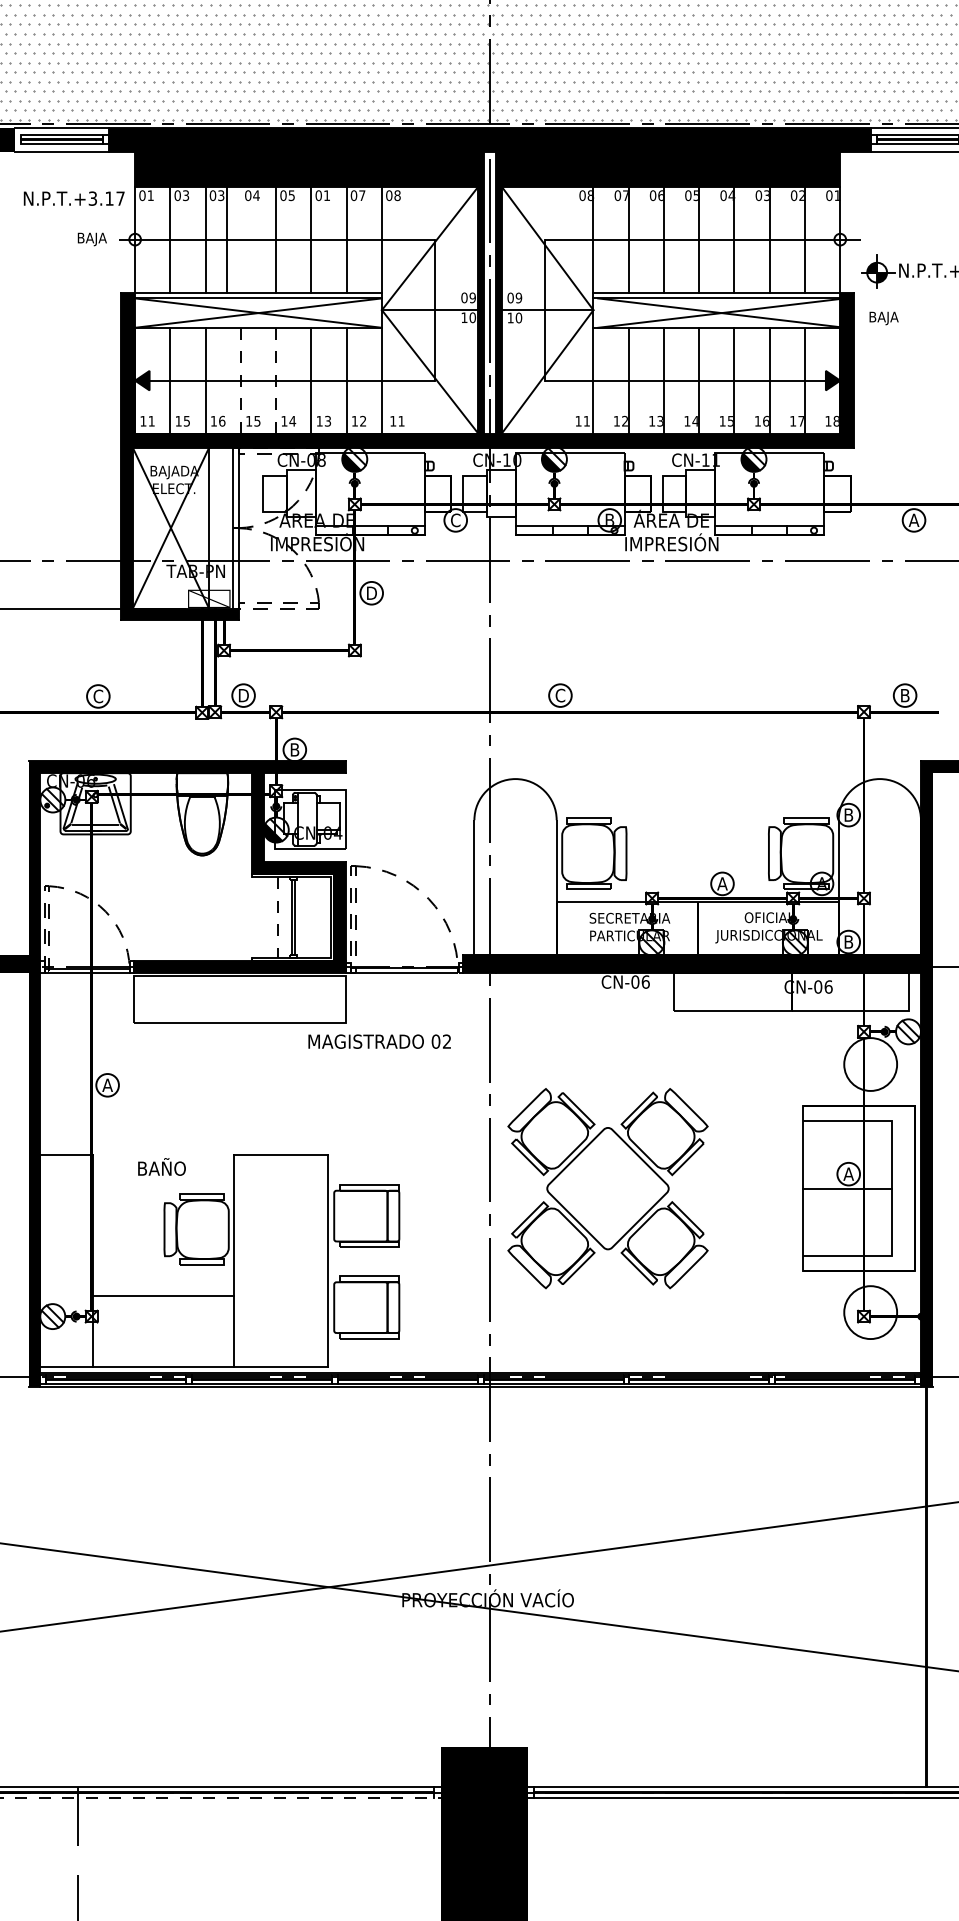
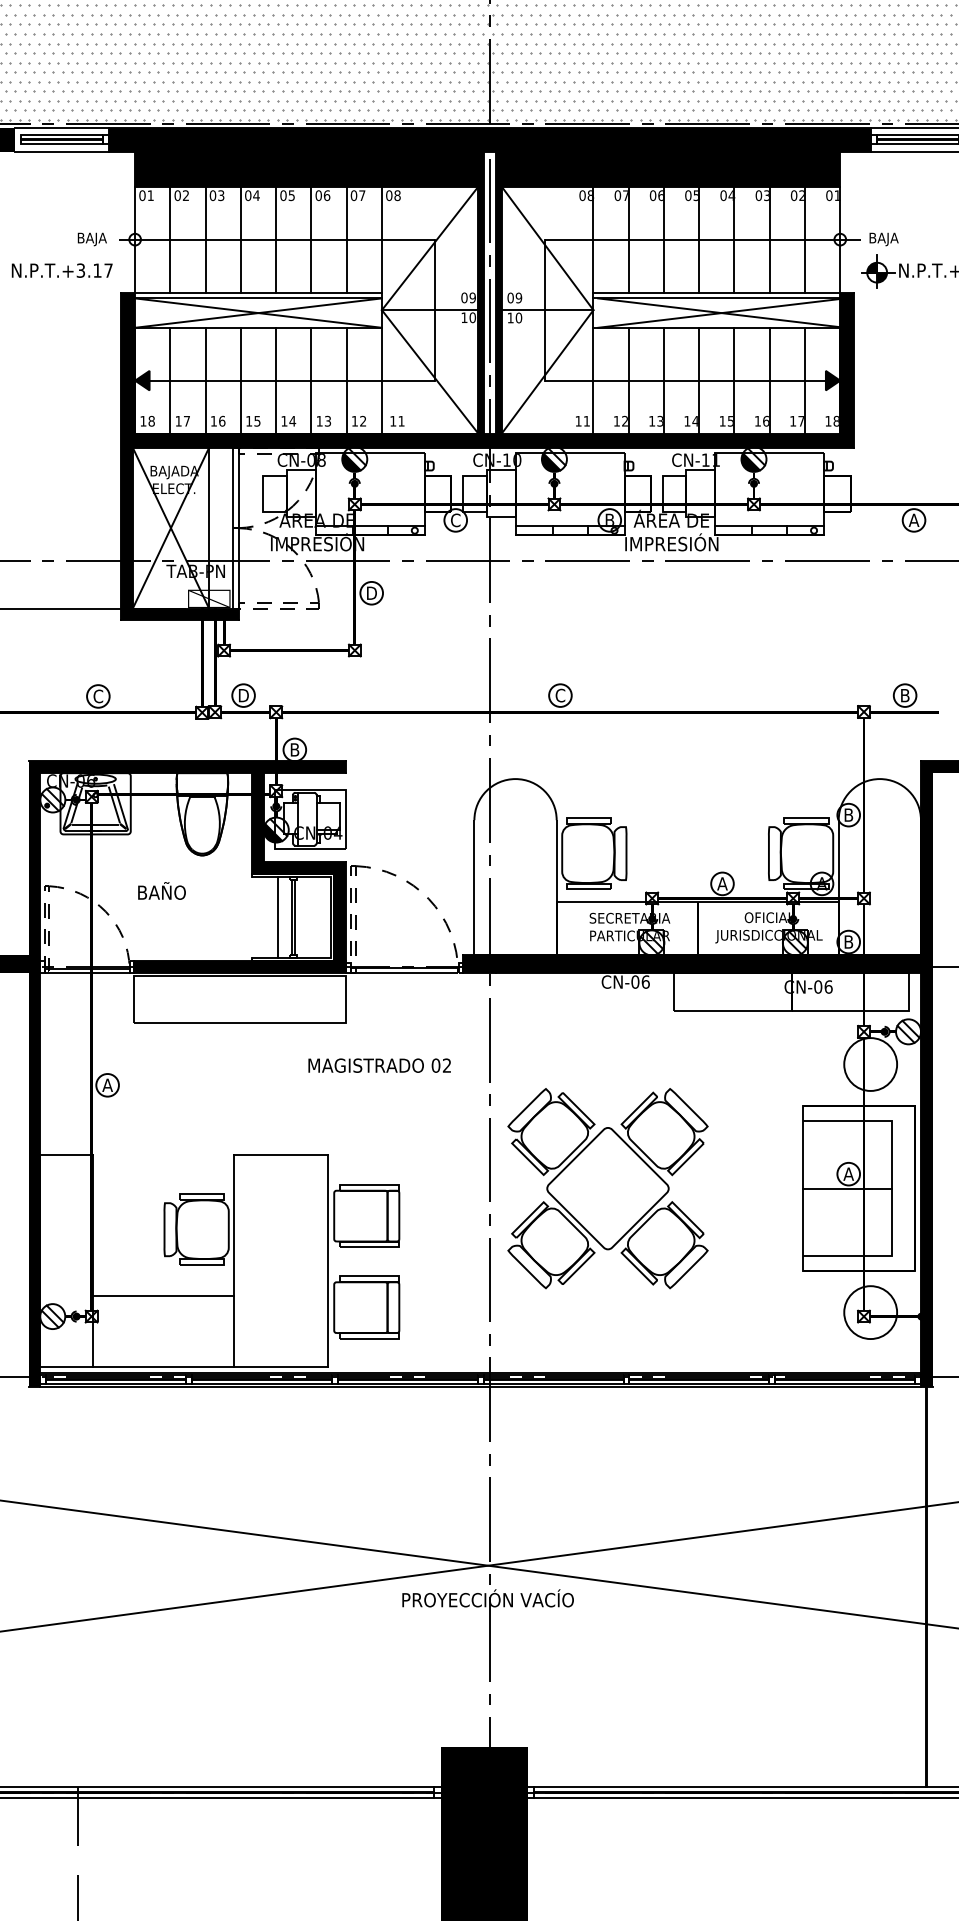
text: 03 -> 02 (186, 195)
text: 01 -> 06 (326, 195)
text position: (73, 198) -> (61, 270) (61, 270)
line position: (226, 239) -> (240, 239) (240, 239)
text position: (883, 318) -> (883, 239) (883, 239)
line: dashed -> solid (240, 380)
line: dashed -> solid (276, 380)
text: 11 -> 18 (151, 420)
text: 15 -> 17 (186, 421)
line: dashed -> solid (277, 917)
text position: (379, 1041) -> (379, 1065) (379, 1065)
text position: (161, 1166) -> (161, 890) (161, 890)
line position: (478, 1606) -> (478, 1564) (478, 1564)
line: dashed -> solid (220, 1798)
